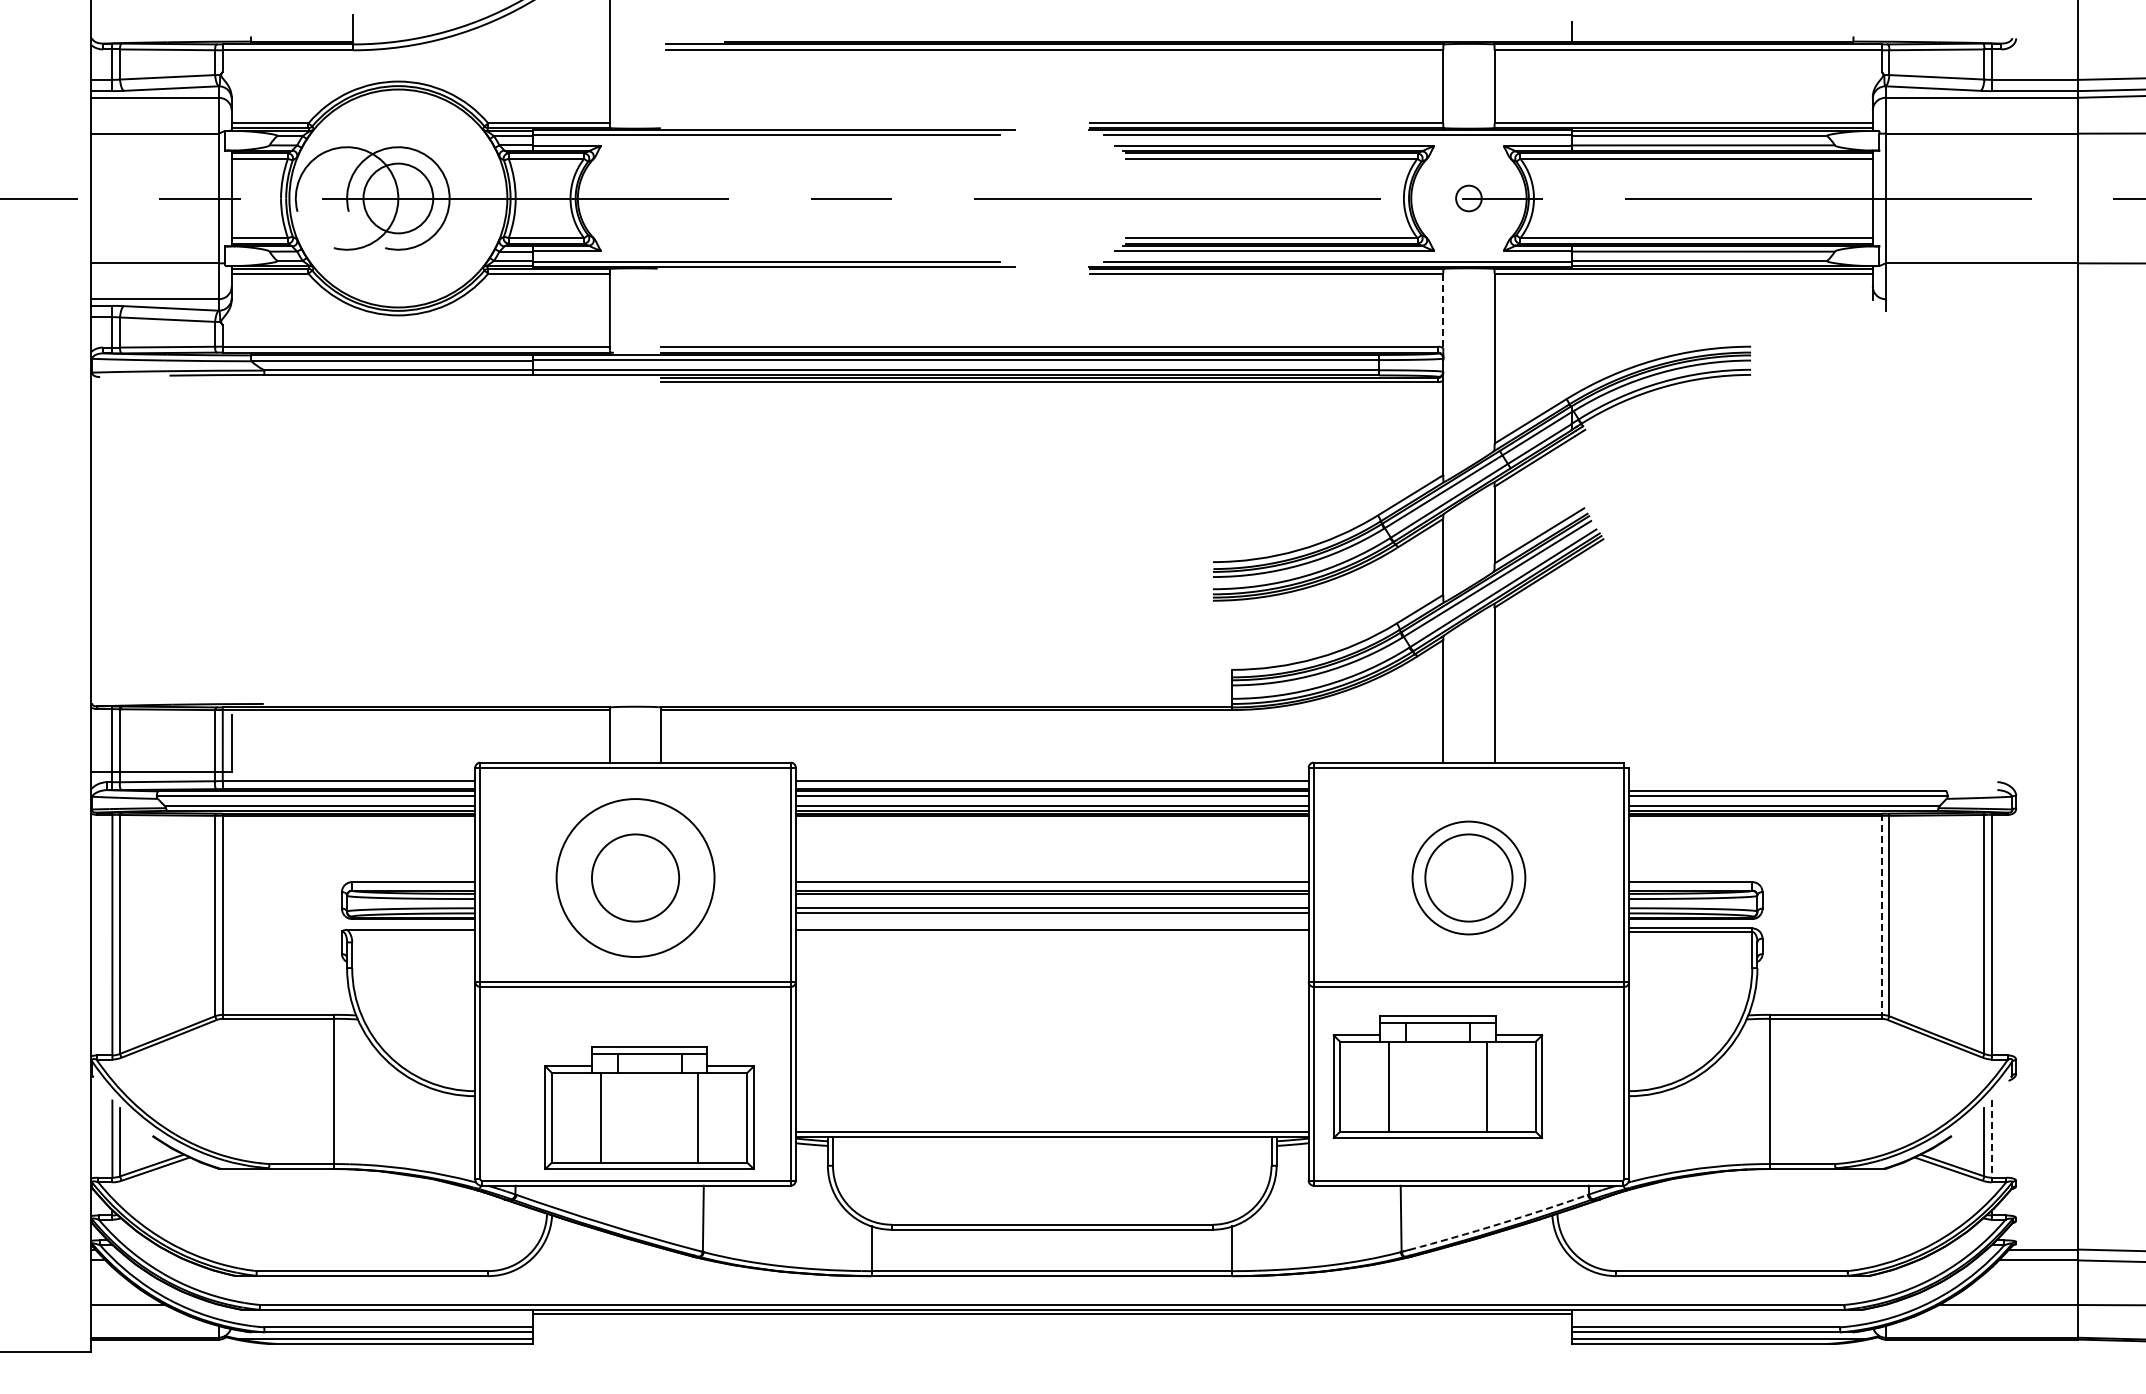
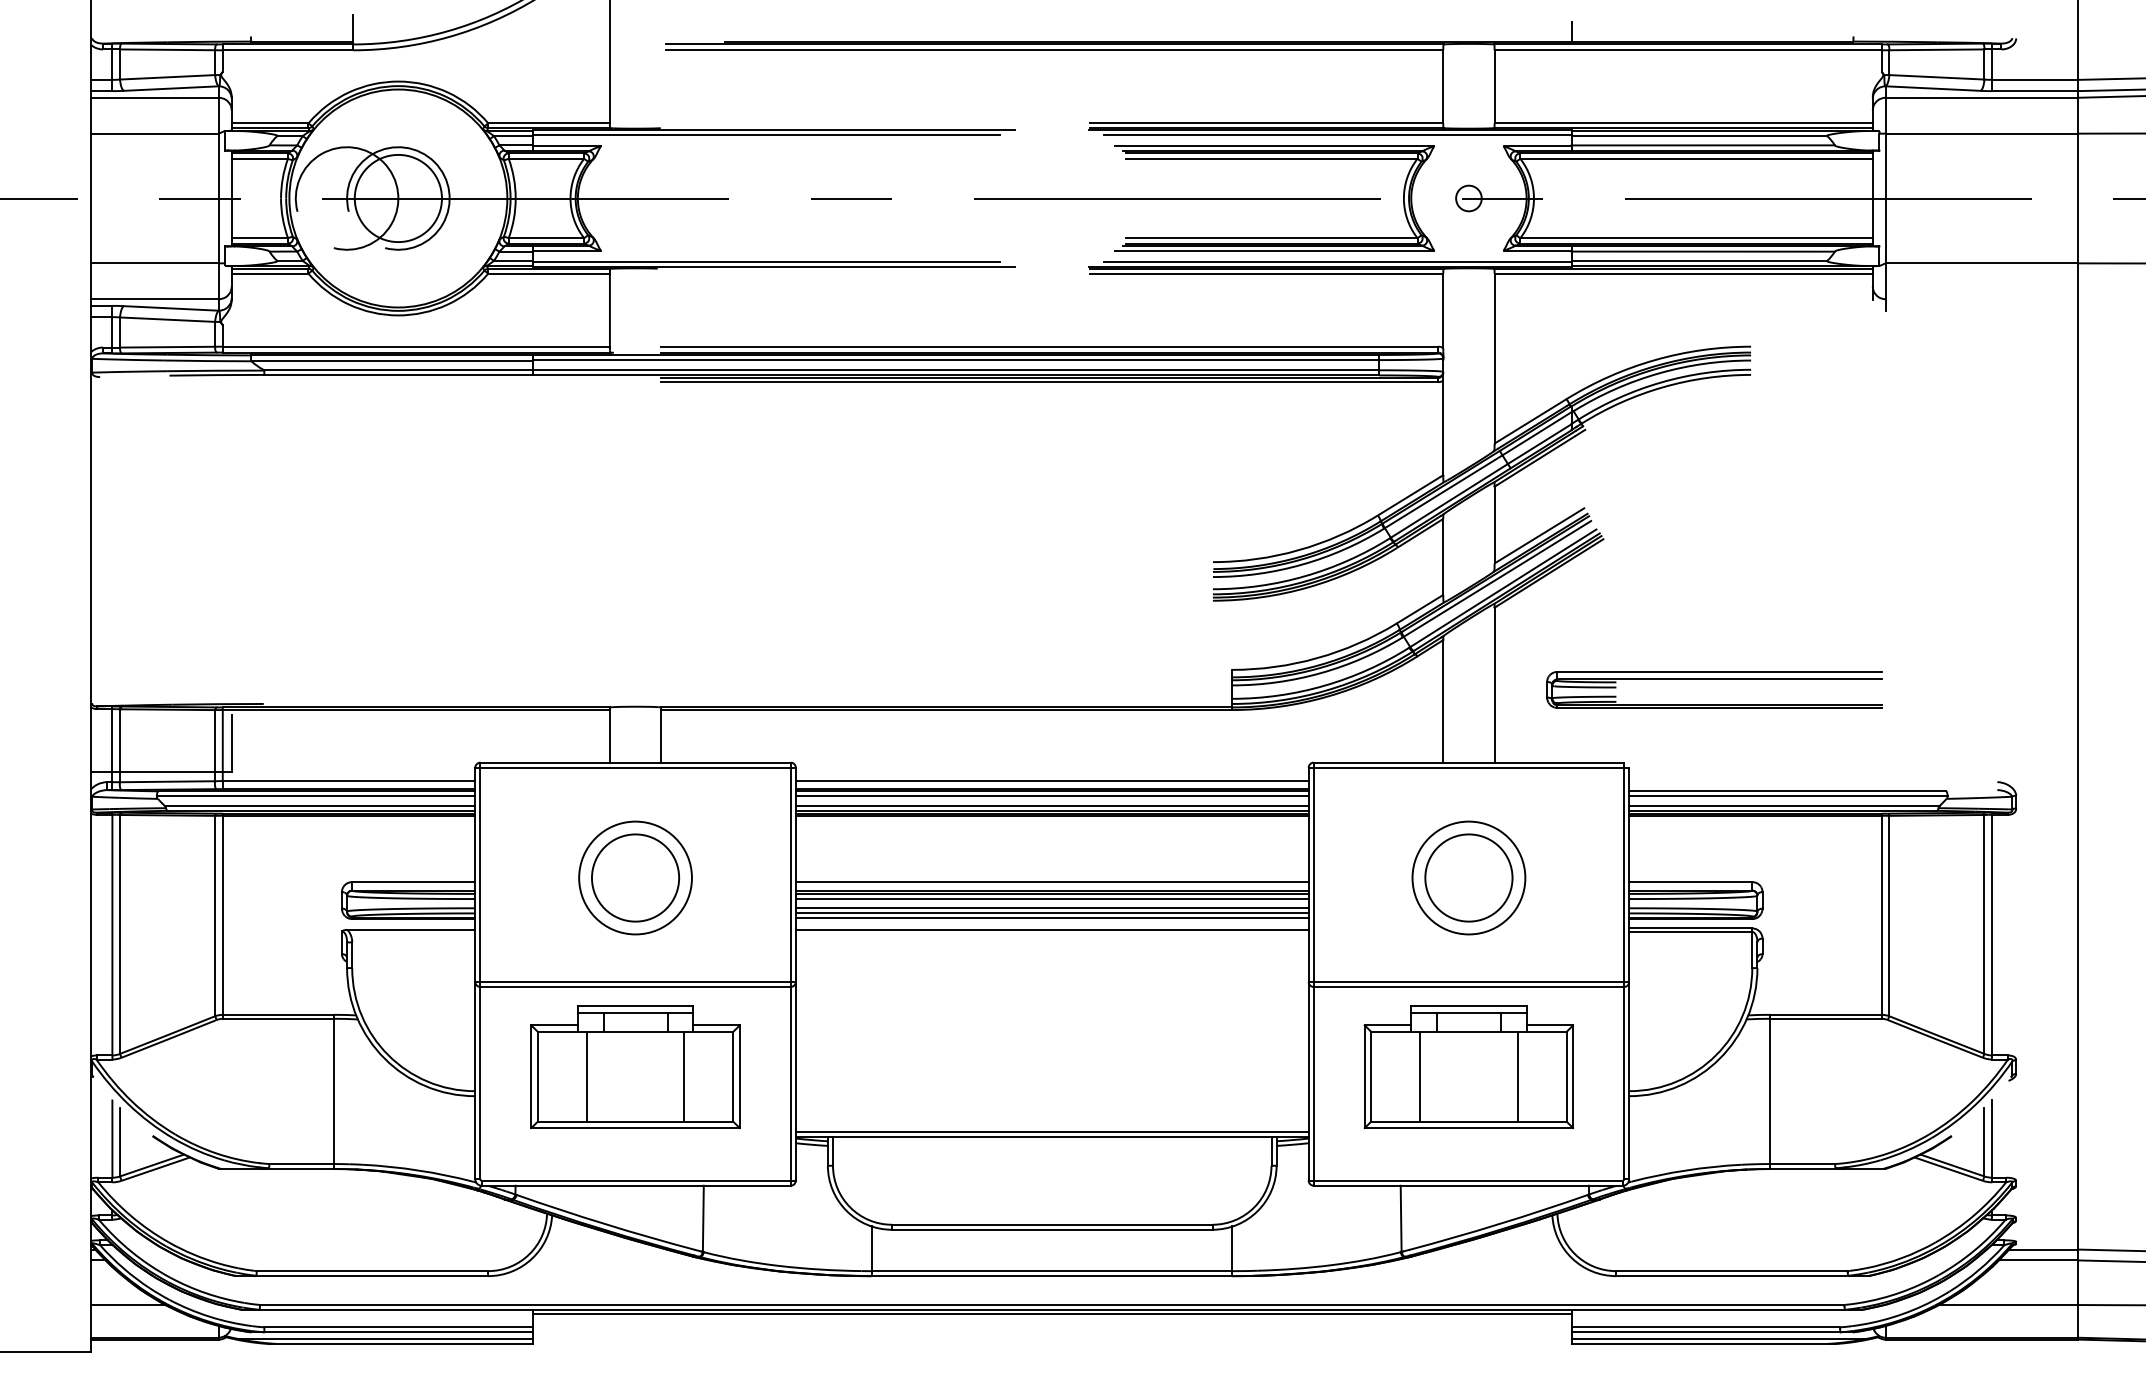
circle diameter: 70 px -> 87 px (397, 198)
line: dashed -> solid (1443, 311)
part: none -> present (1714, 679)
circle diameter: 158 px -> 113 px (635, 877)
line: none -> present (1051, 899)
line: dashed -> solid (1881, 916)
line: none -> present (1051, 917)
part position: (1437, 1077) -> (1468, 1067) (1468, 1067)
part position: (649, 1108) -> (635, 1067) (635, 1067)
line: dashed -> solid (1992, 1141)
arc: dashed -> solid (1499, 1224)
